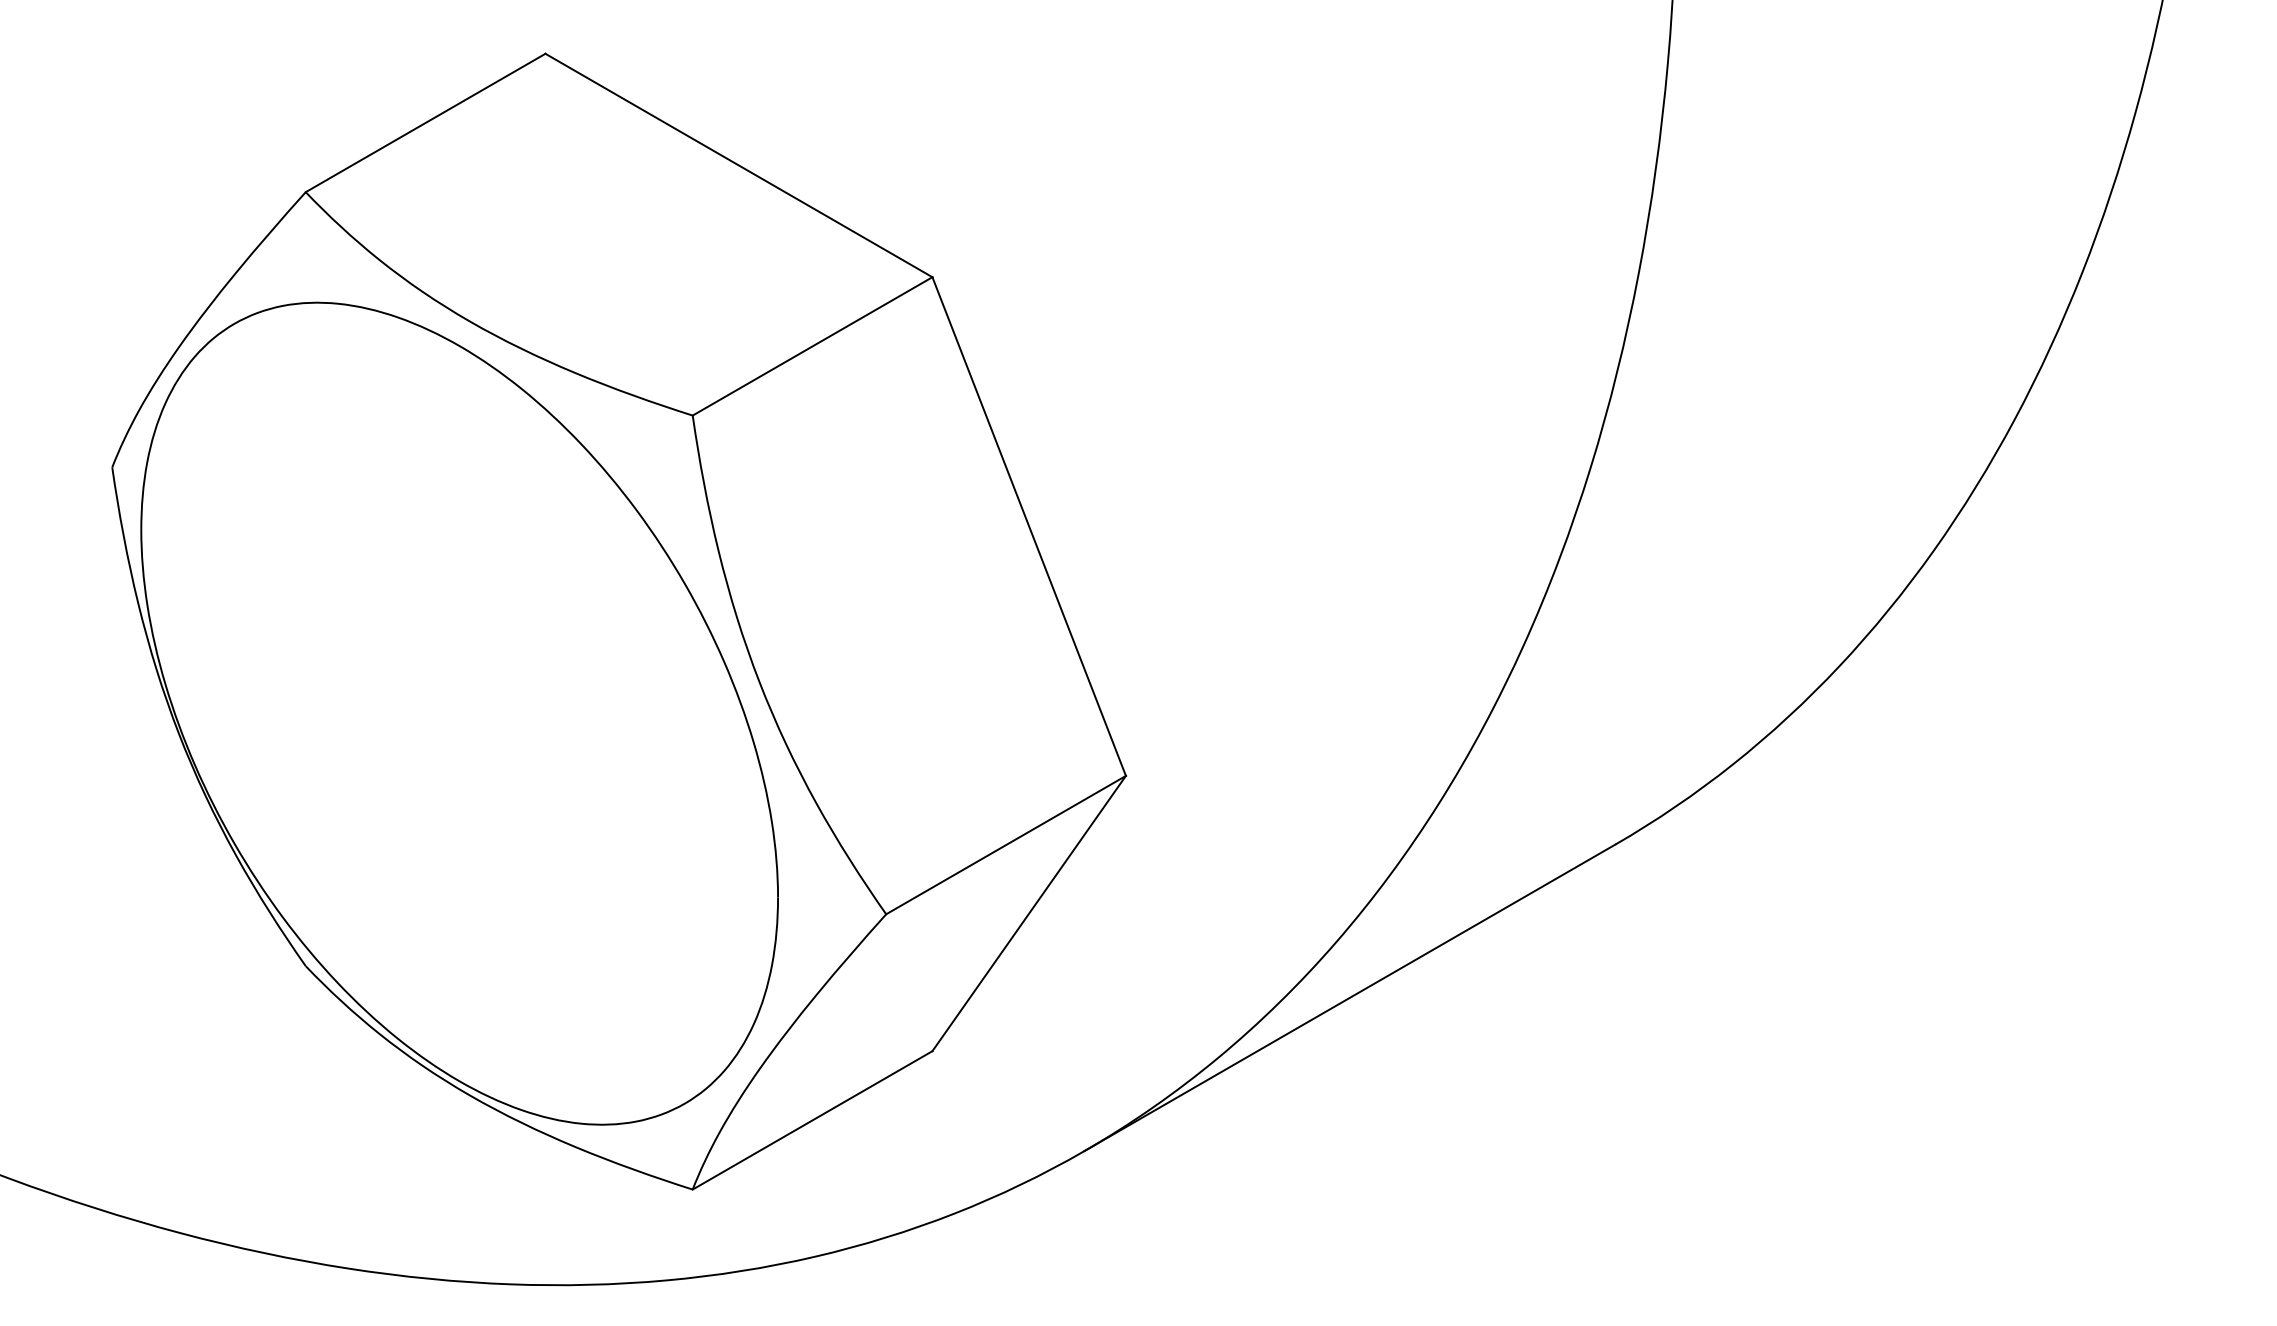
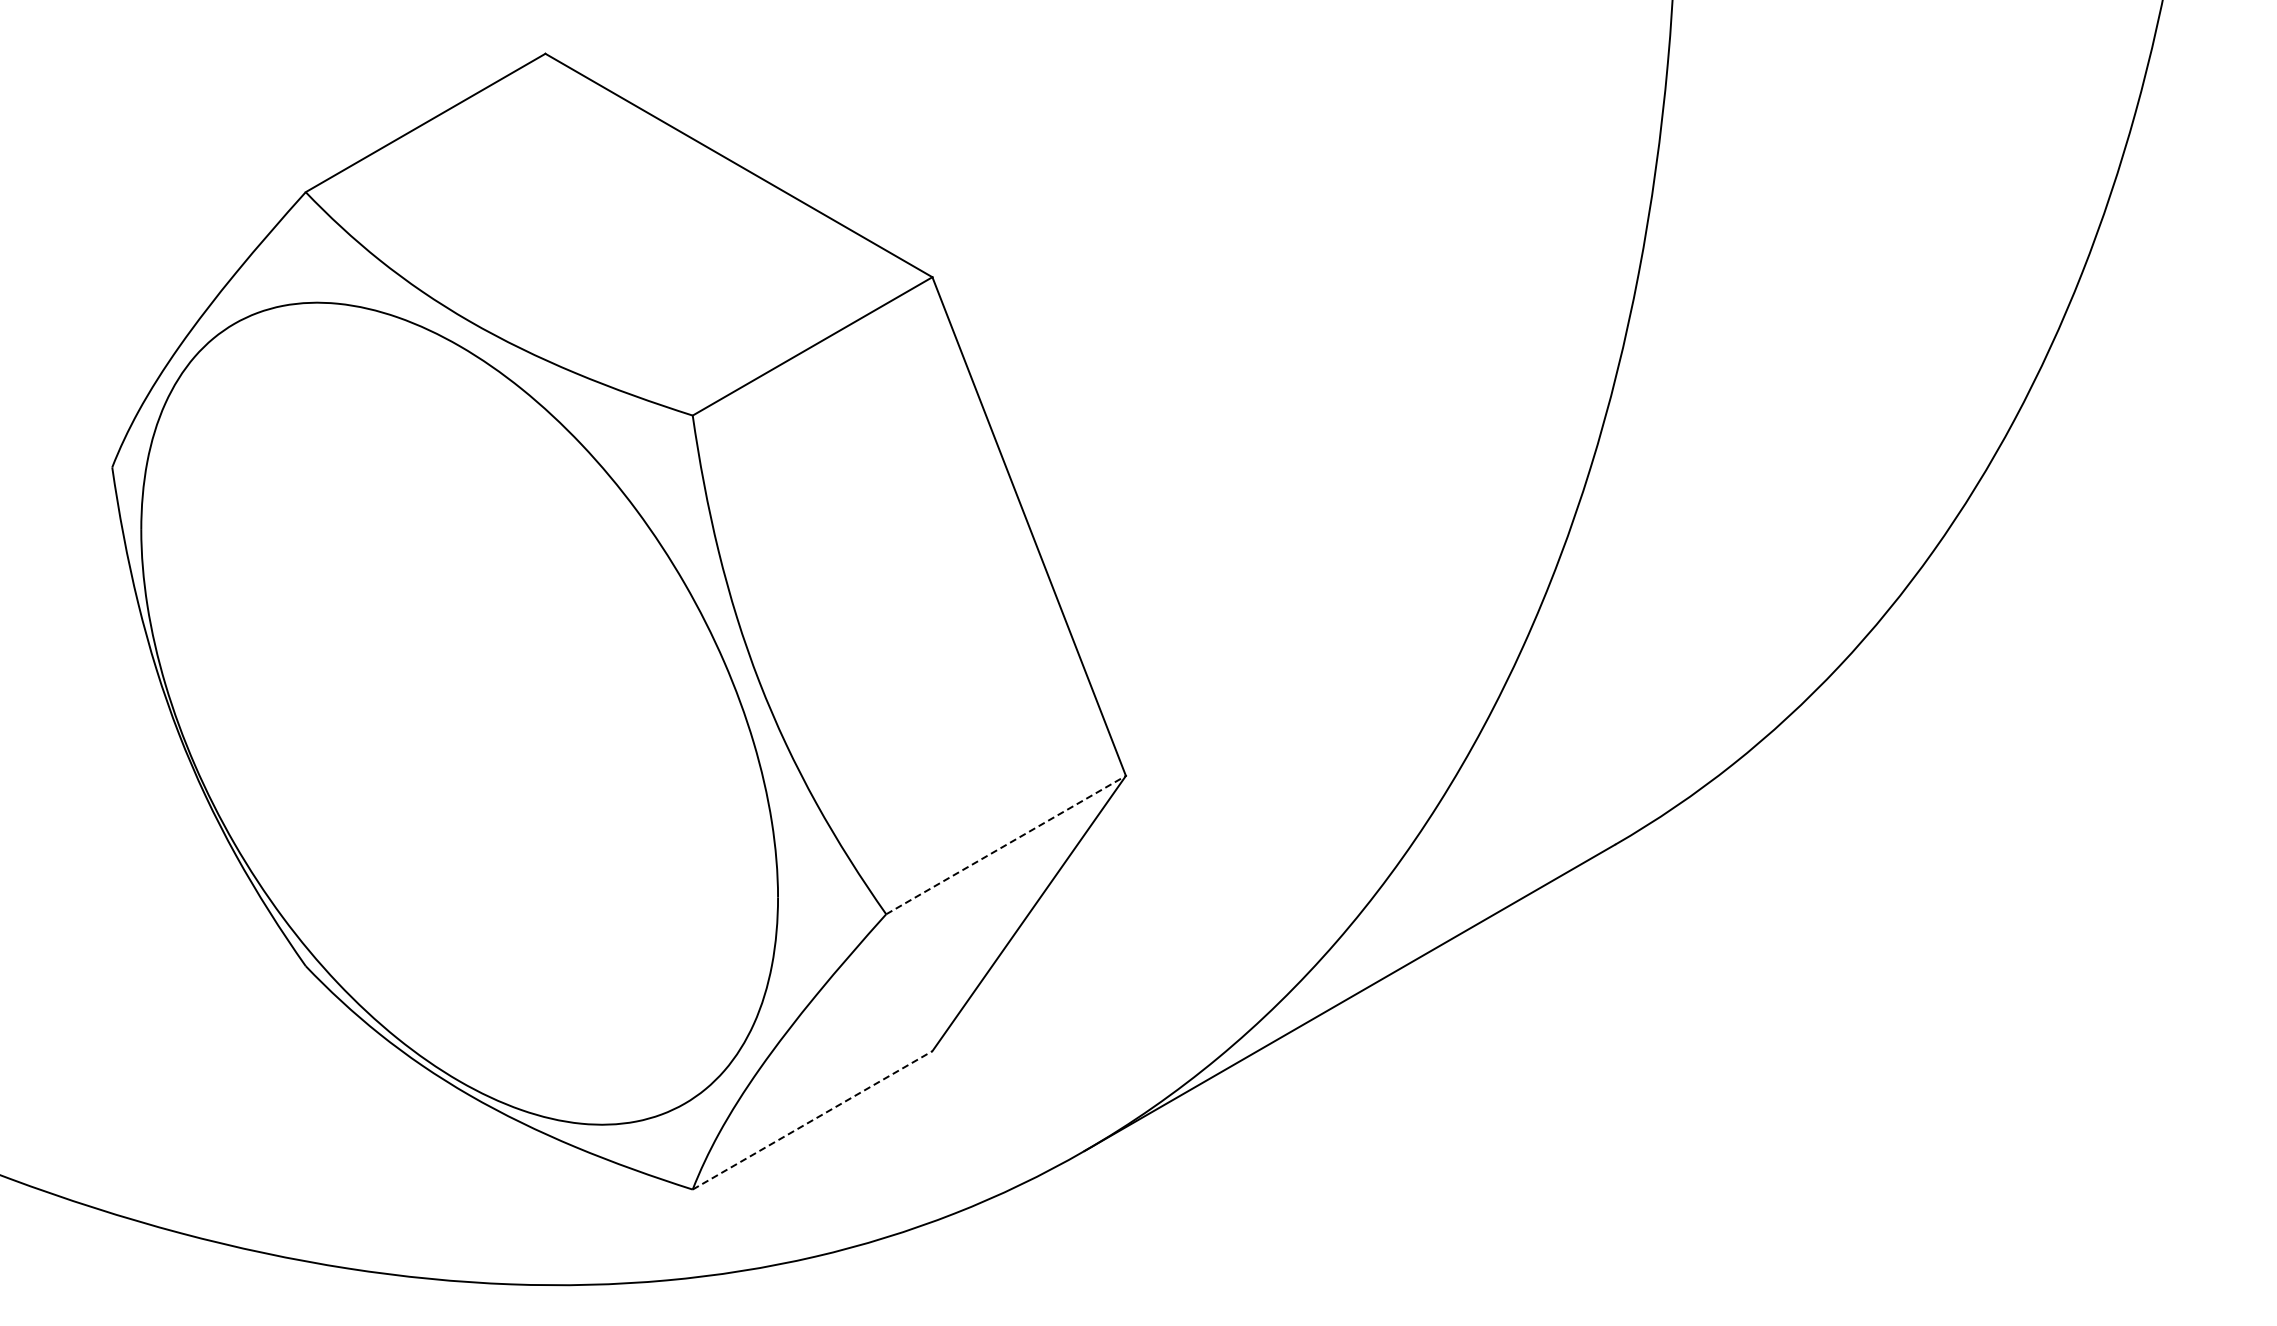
line: solid -> dashed (1006, 844)
line: solid -> dashed (813, 1120)
